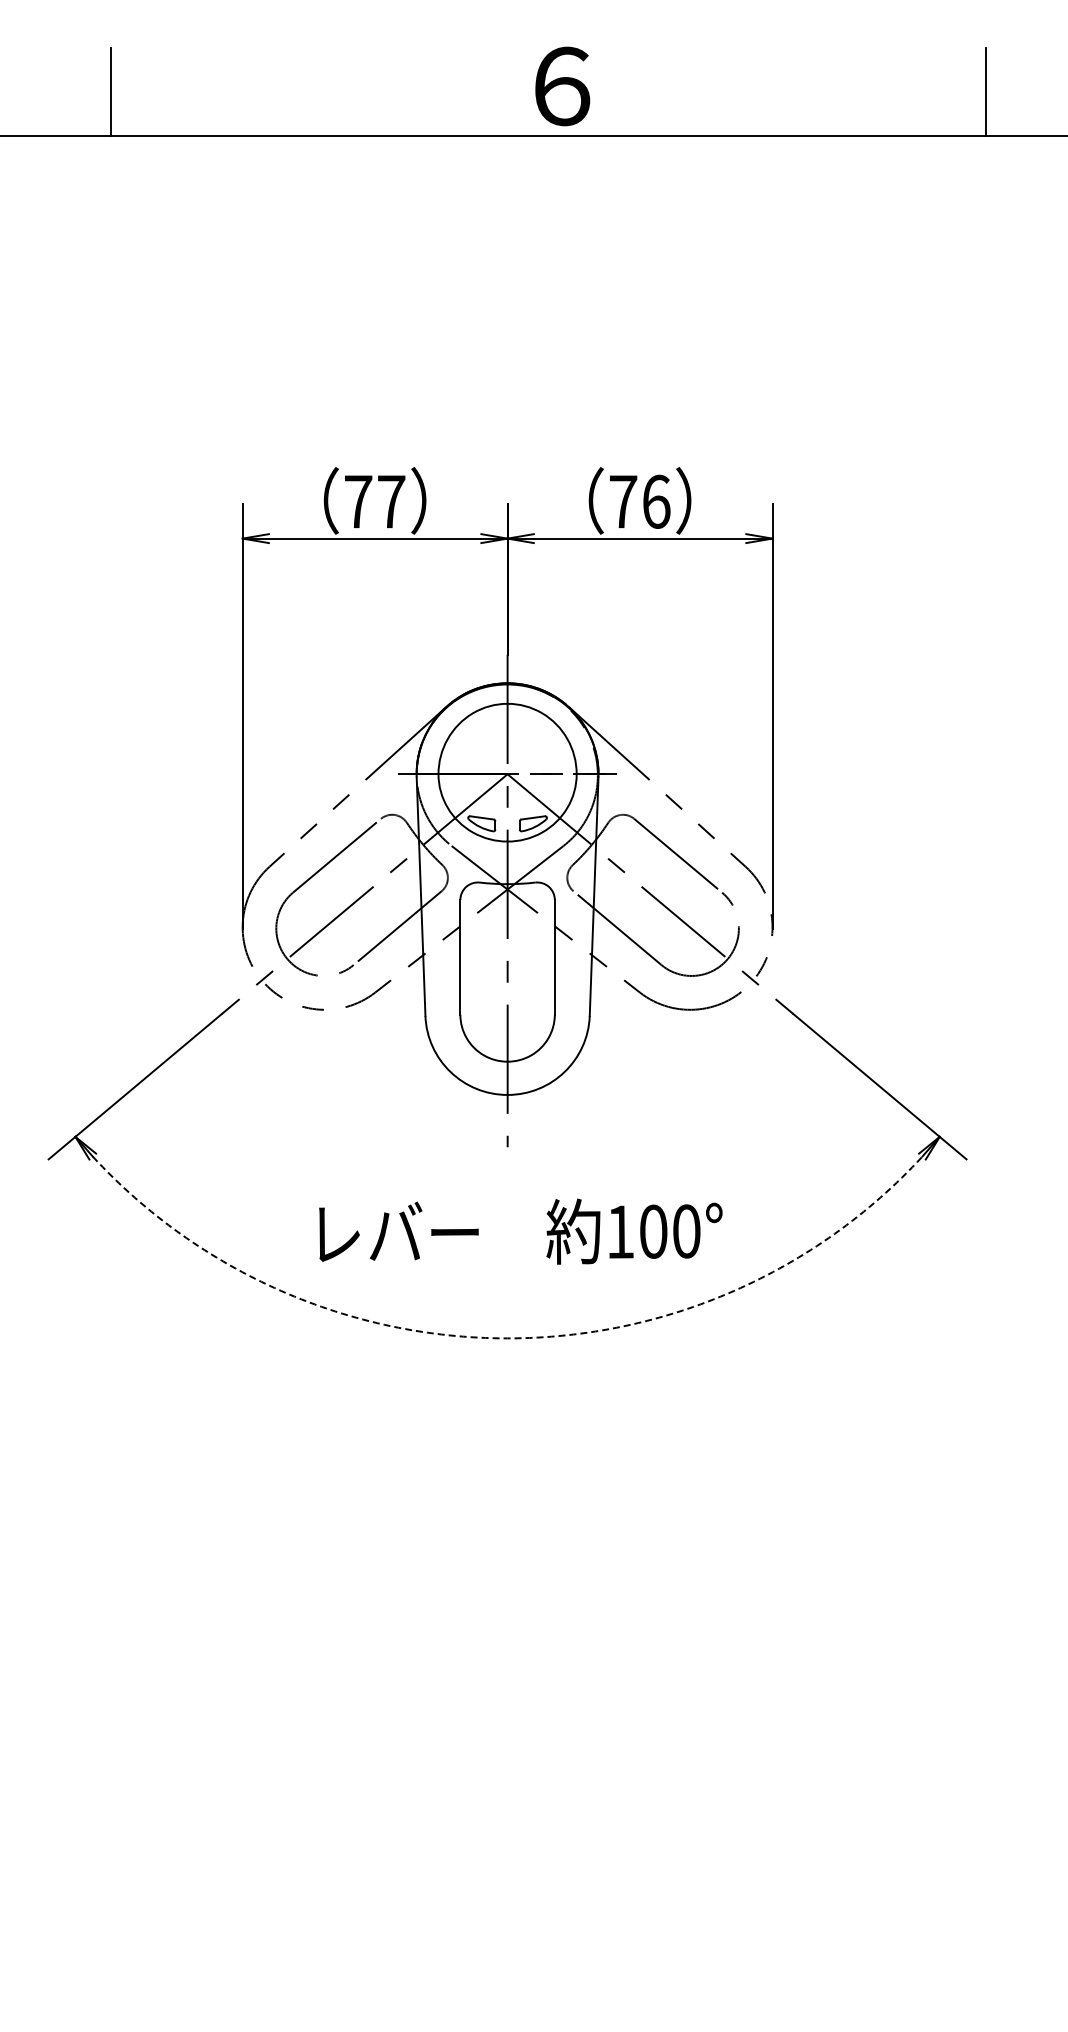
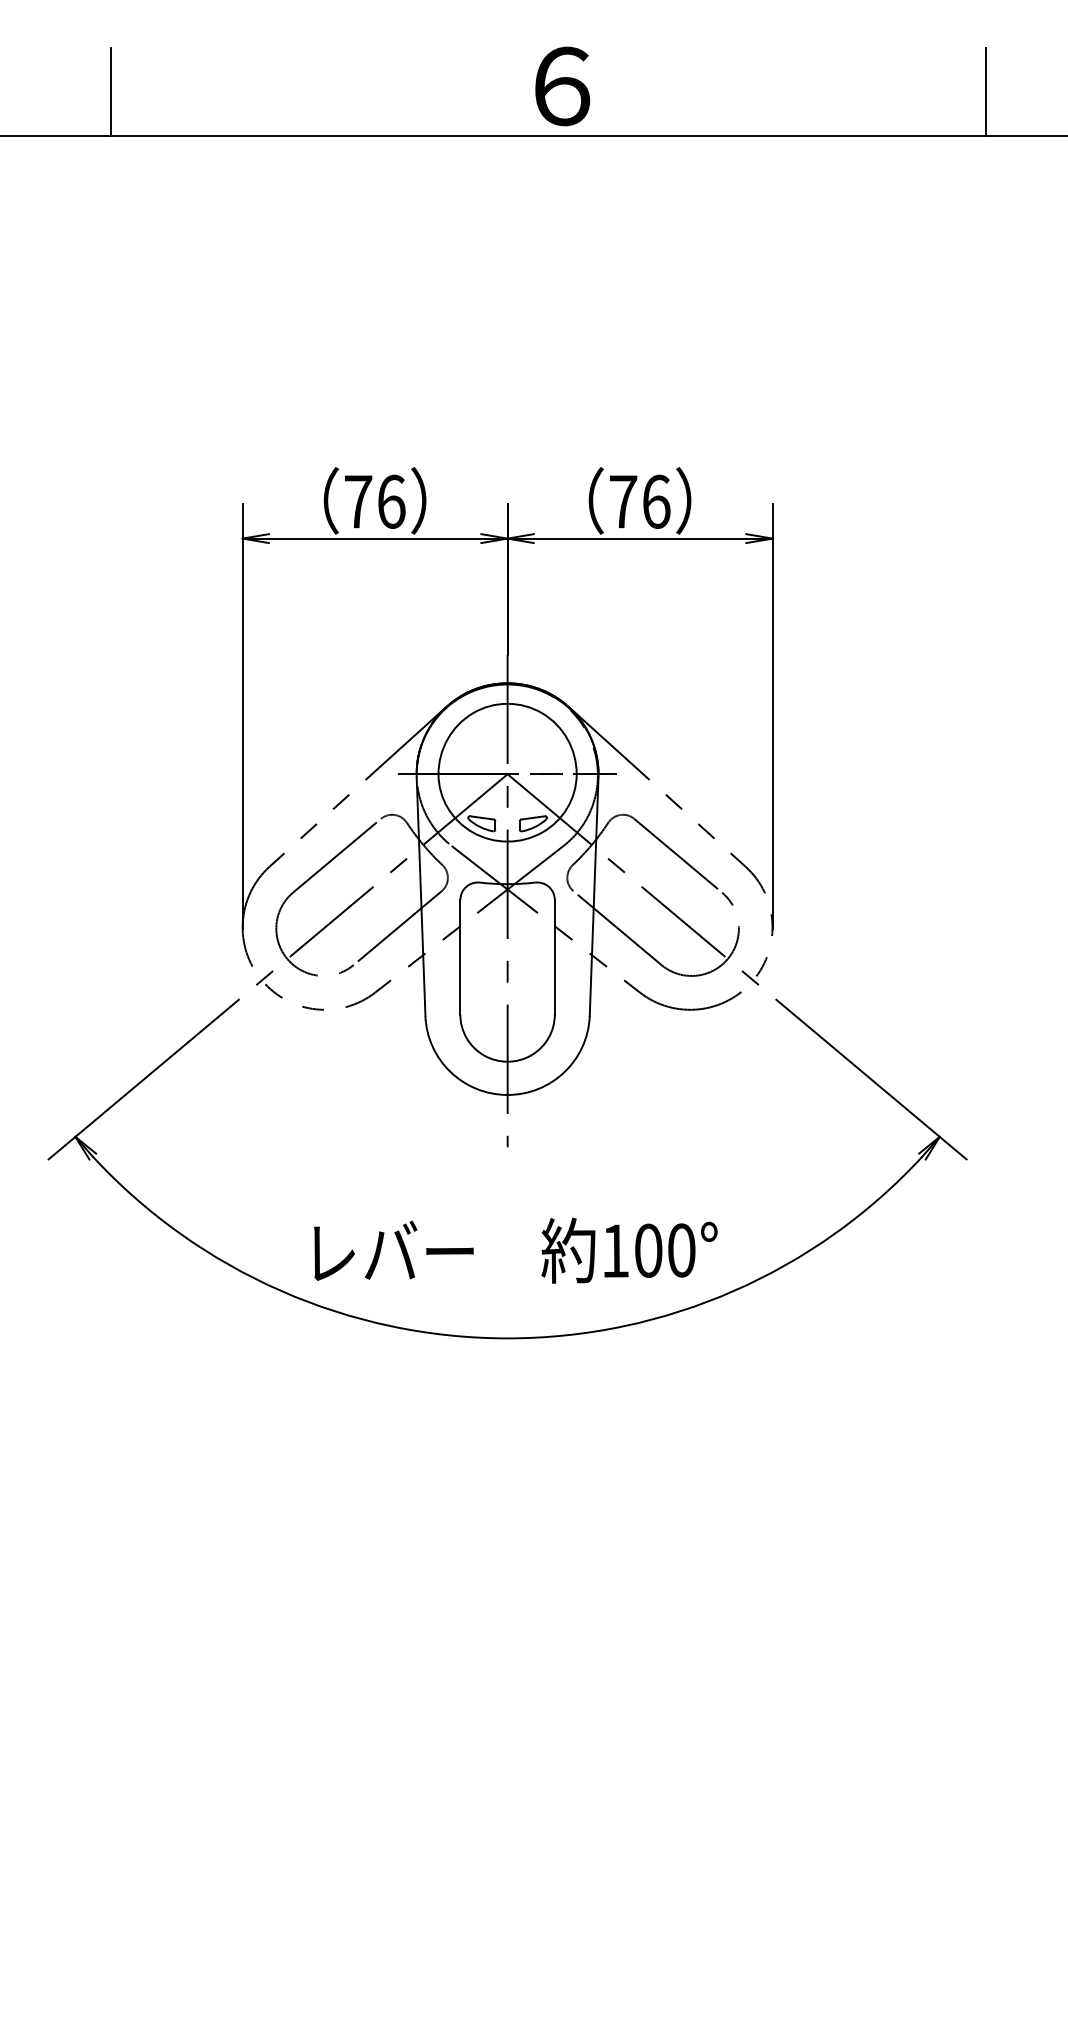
text: 77 -> 76 (391, 501)
text position: (520, 1231) -> (515, 1250) (515, 1250)
arc: dashed -> solid (507, 1338)
